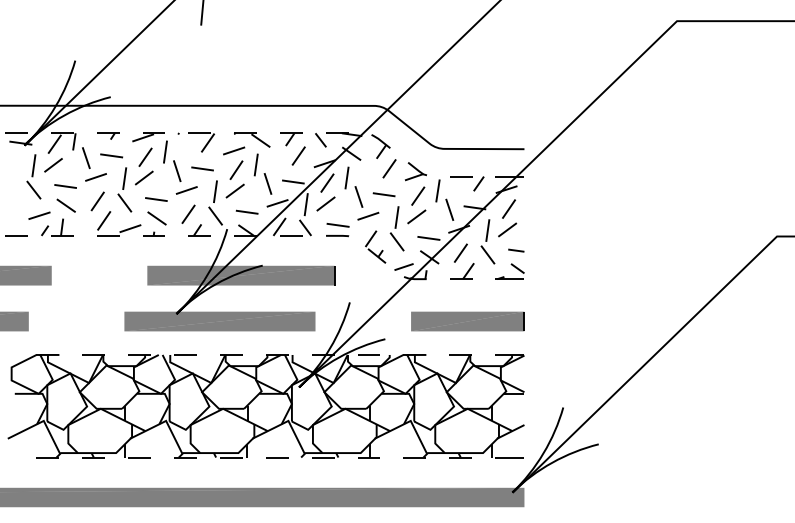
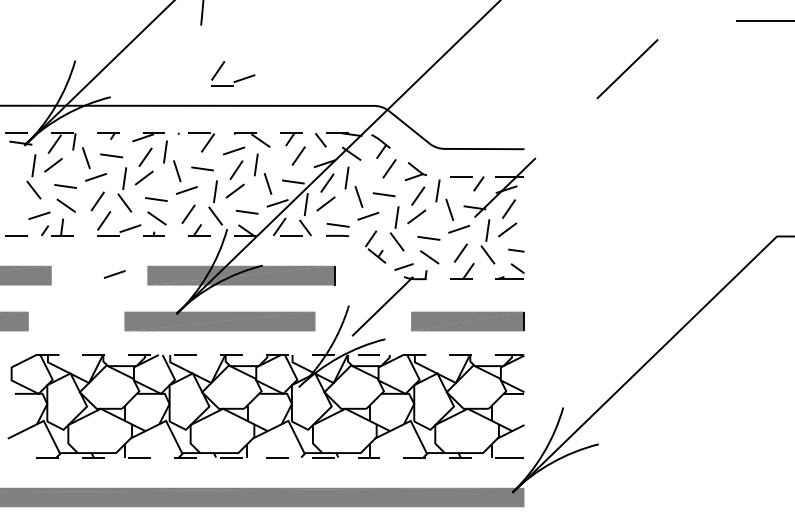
part: none -> present (235, 80)
line: solid -> dashed (490, 201)
line: none -> present (114, 274)
